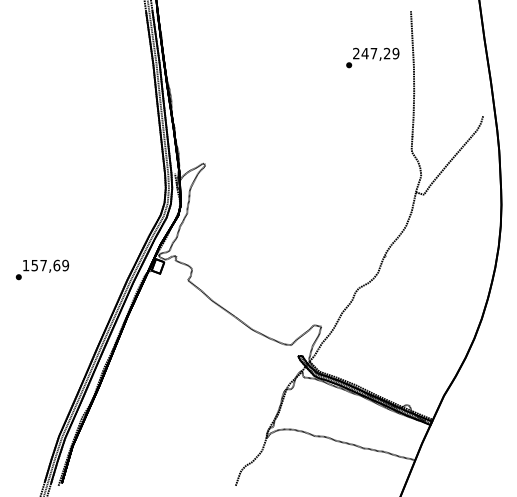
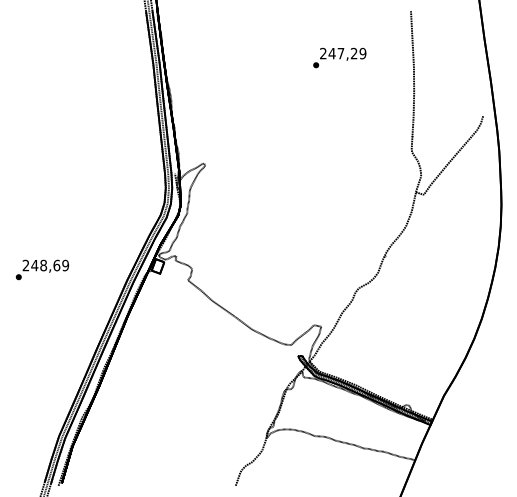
text position: (372, 57) -> (339, 57) (339, 57)
text: 157,69 -> 248,69 (34, 265)
